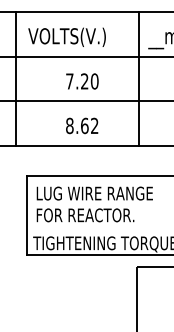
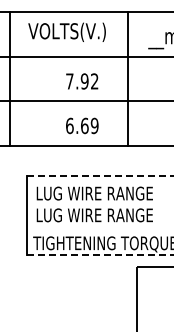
text position: (66, 36) -> (66, 31) (66, 31)
line position: (15, 78) -> (9, 78) (9, 78)
line position: (139, 78) -> (128, 78) (128, 78)
text: 7.20 -> 7.92 (89, 81)
text: 8.62 -> 6.69 (82, 125)
line: solid -> dashed (100, 176)
text: FOR REACTOR. -> LUG WIRE RANGE (95, 215)
line: solid -> dashed (100, 254)
